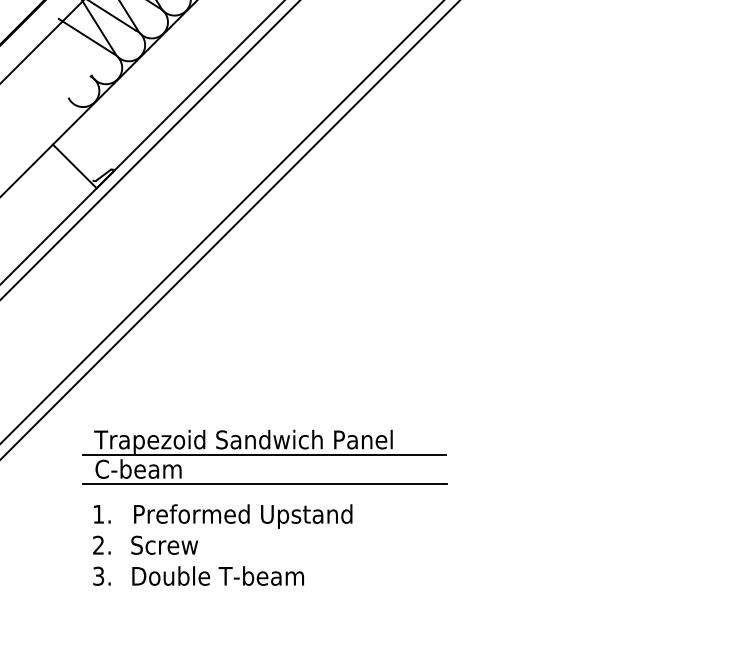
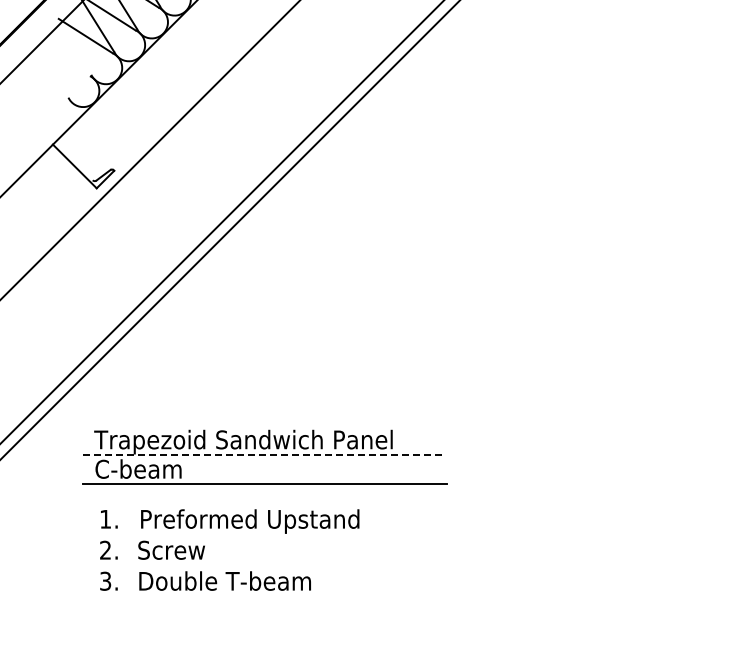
line: present -> none (142, 142)
line: solid -> dashed (264, 454)
text position: (222, 544) -> (229, 549) (229, 549)
